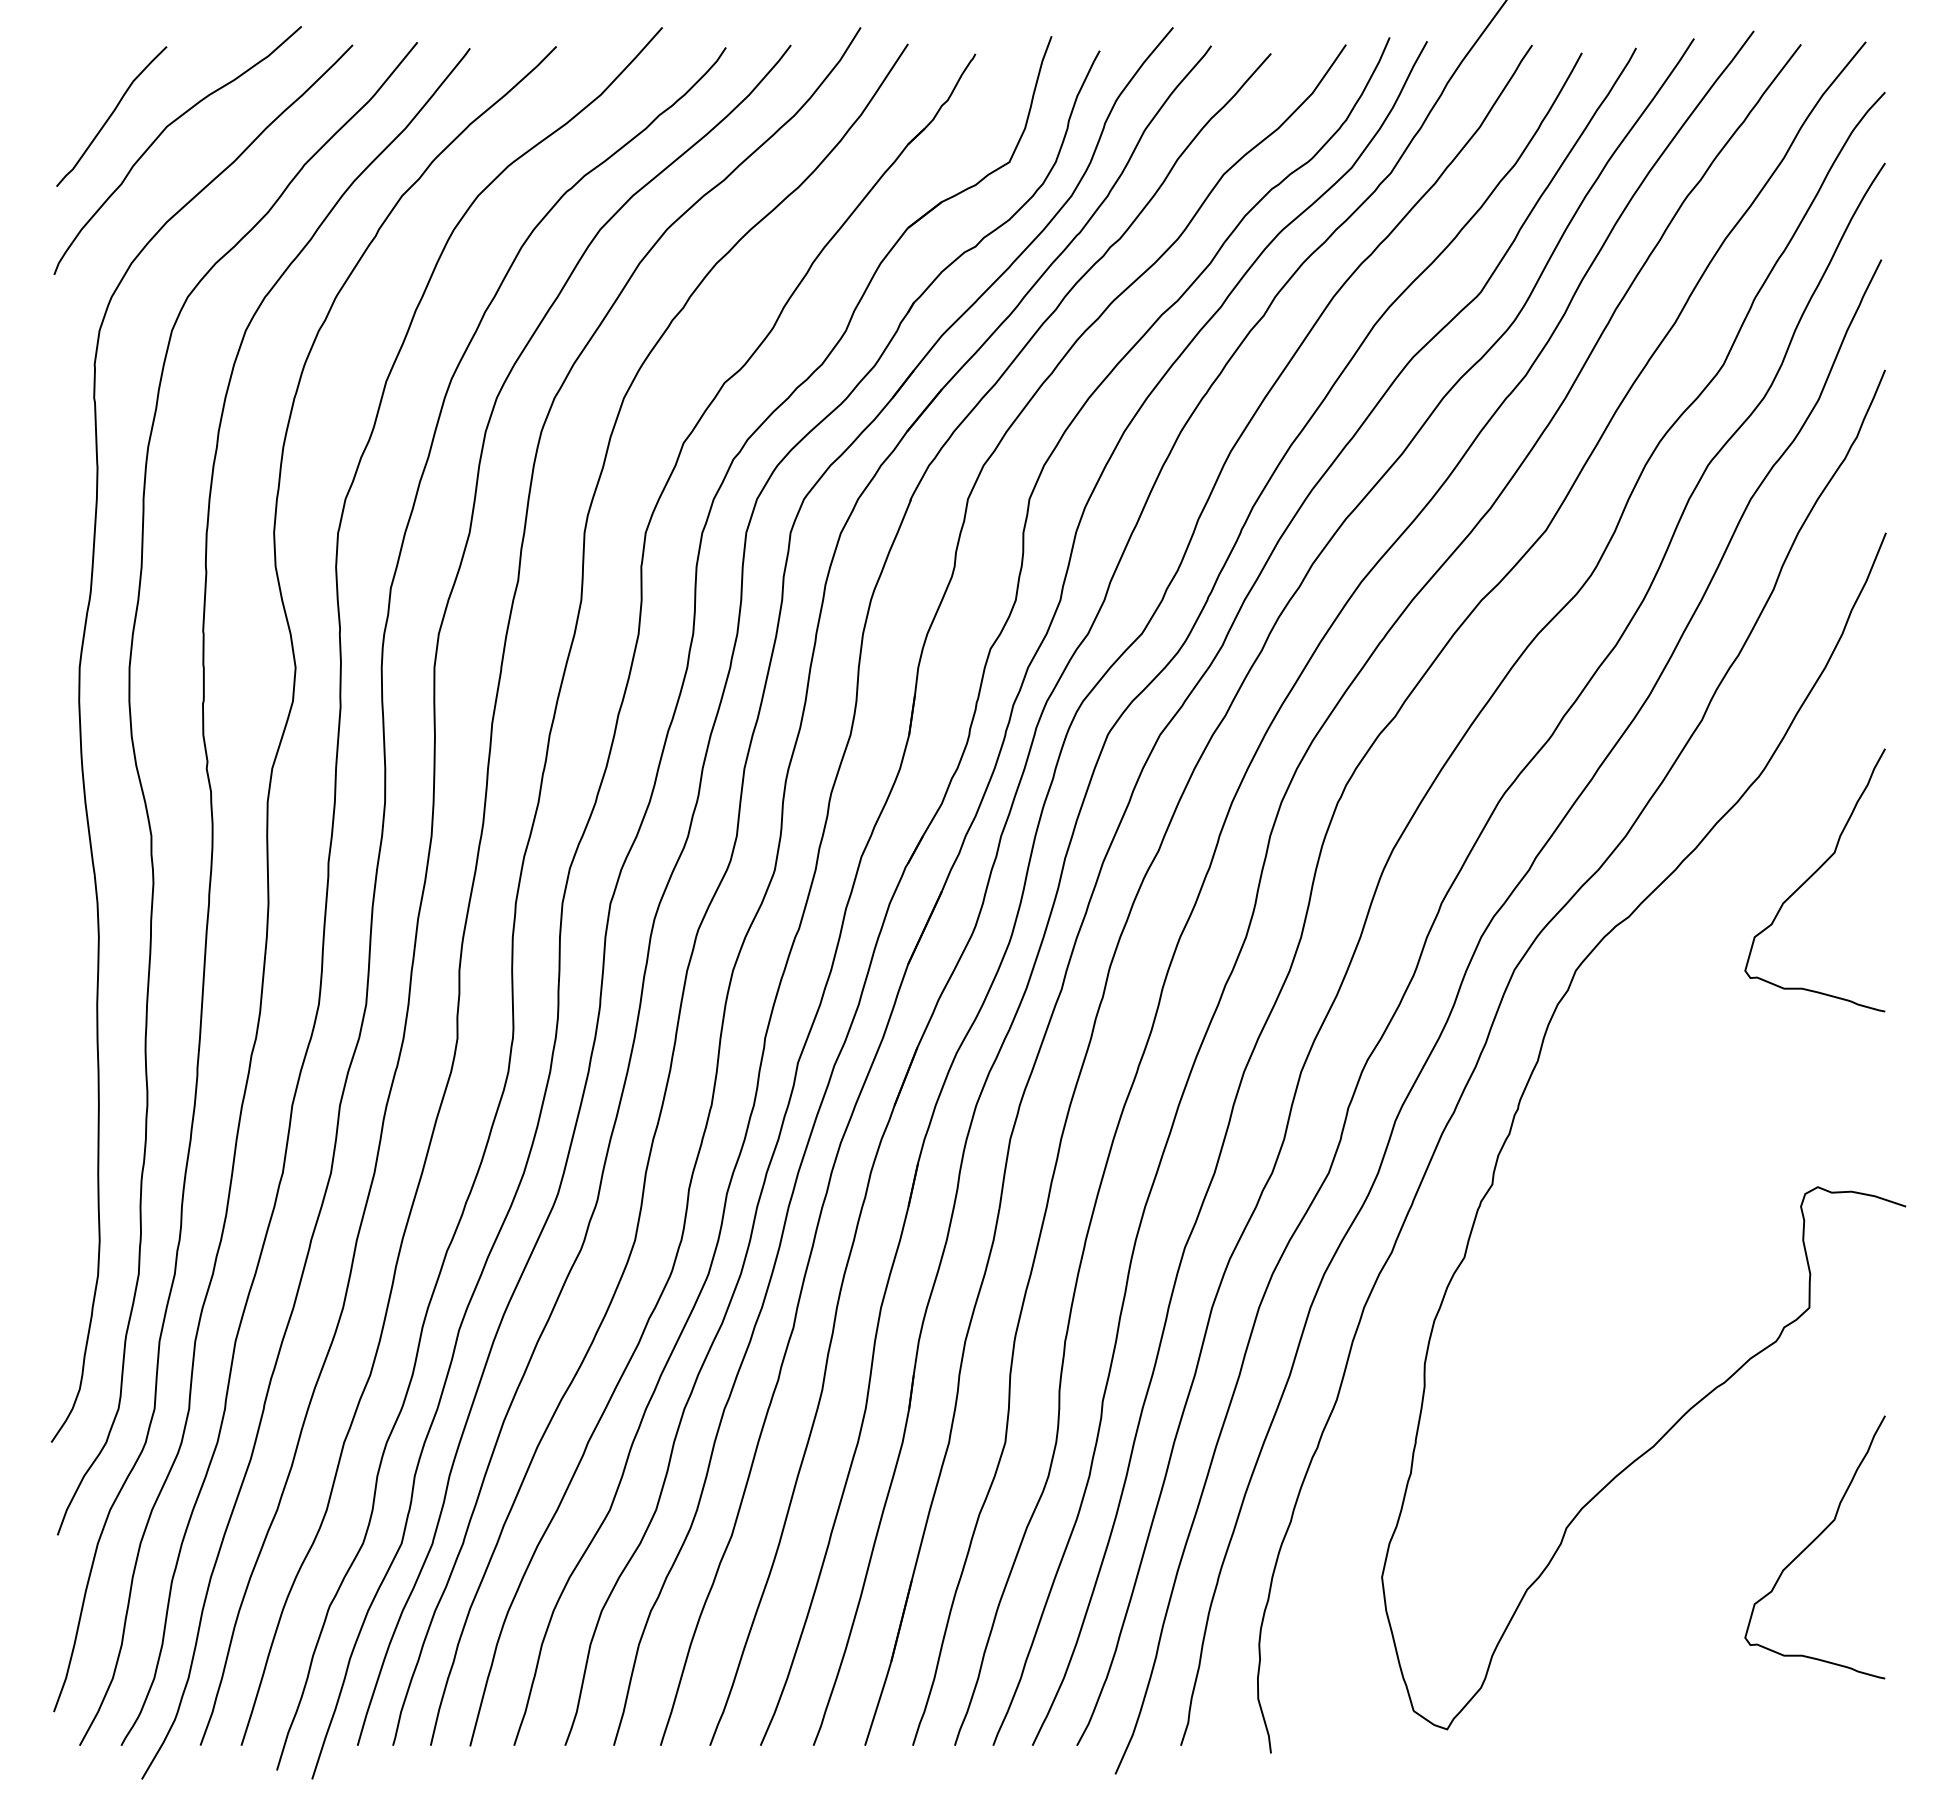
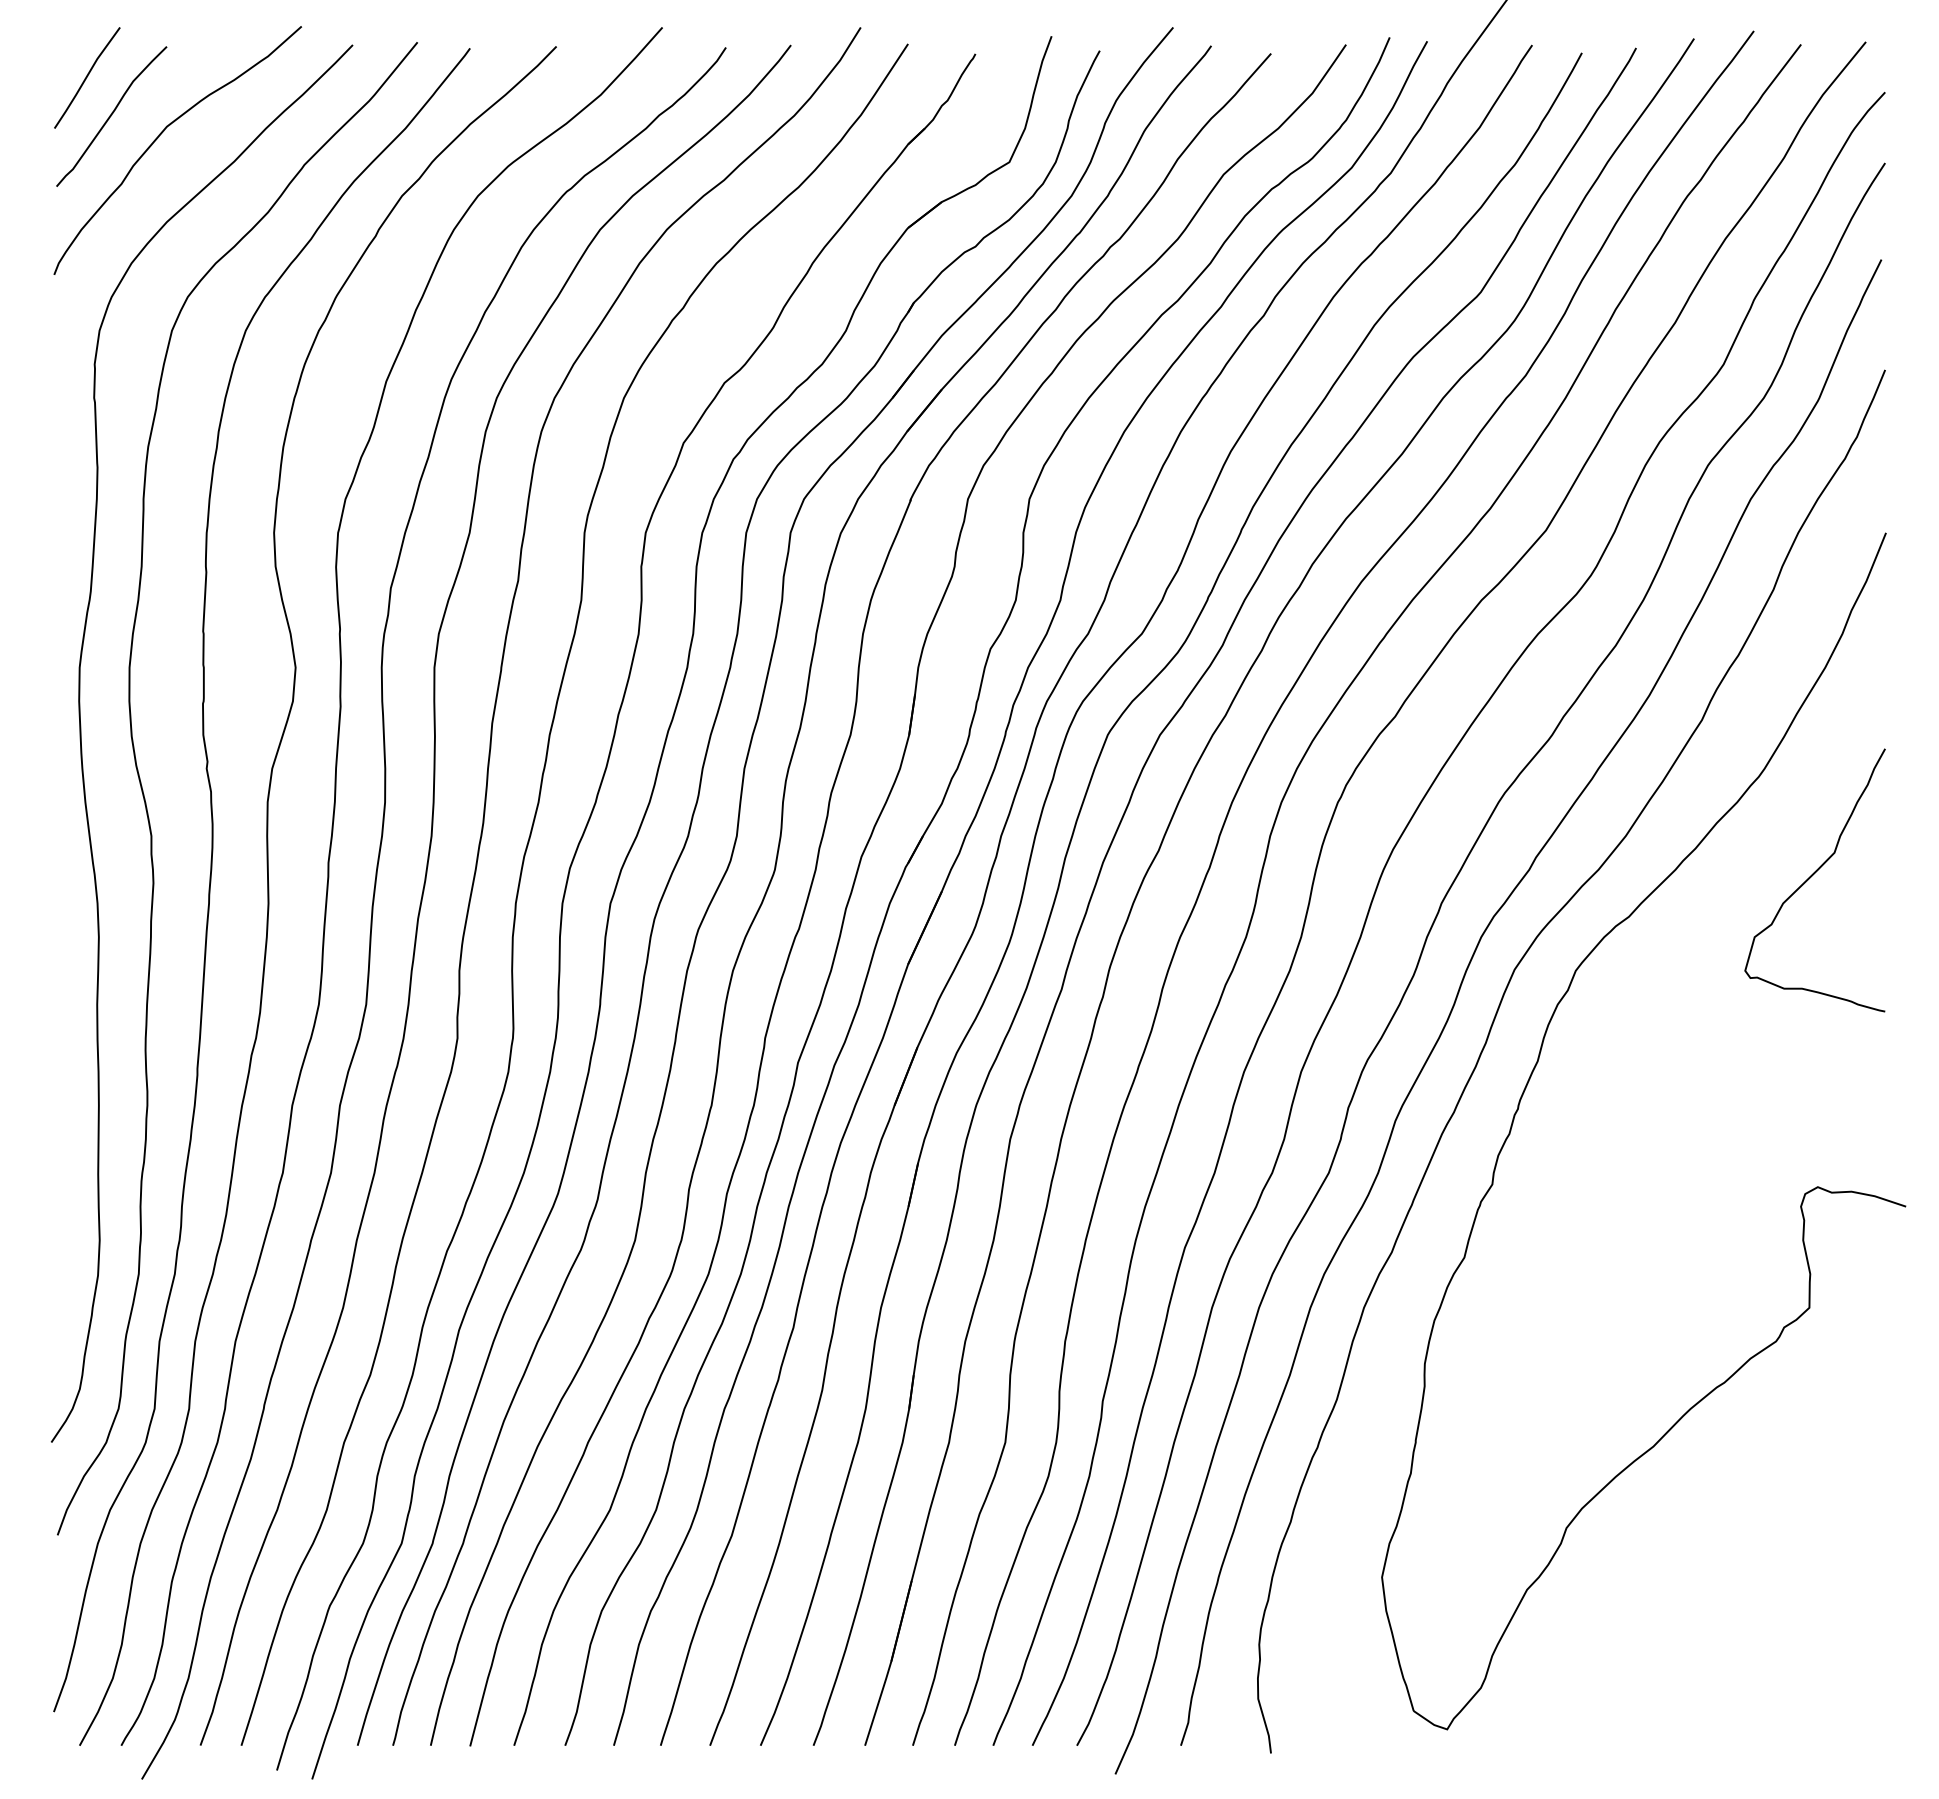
line: none -> present (87, 77)
curve: present -> none (1811, 1544)
